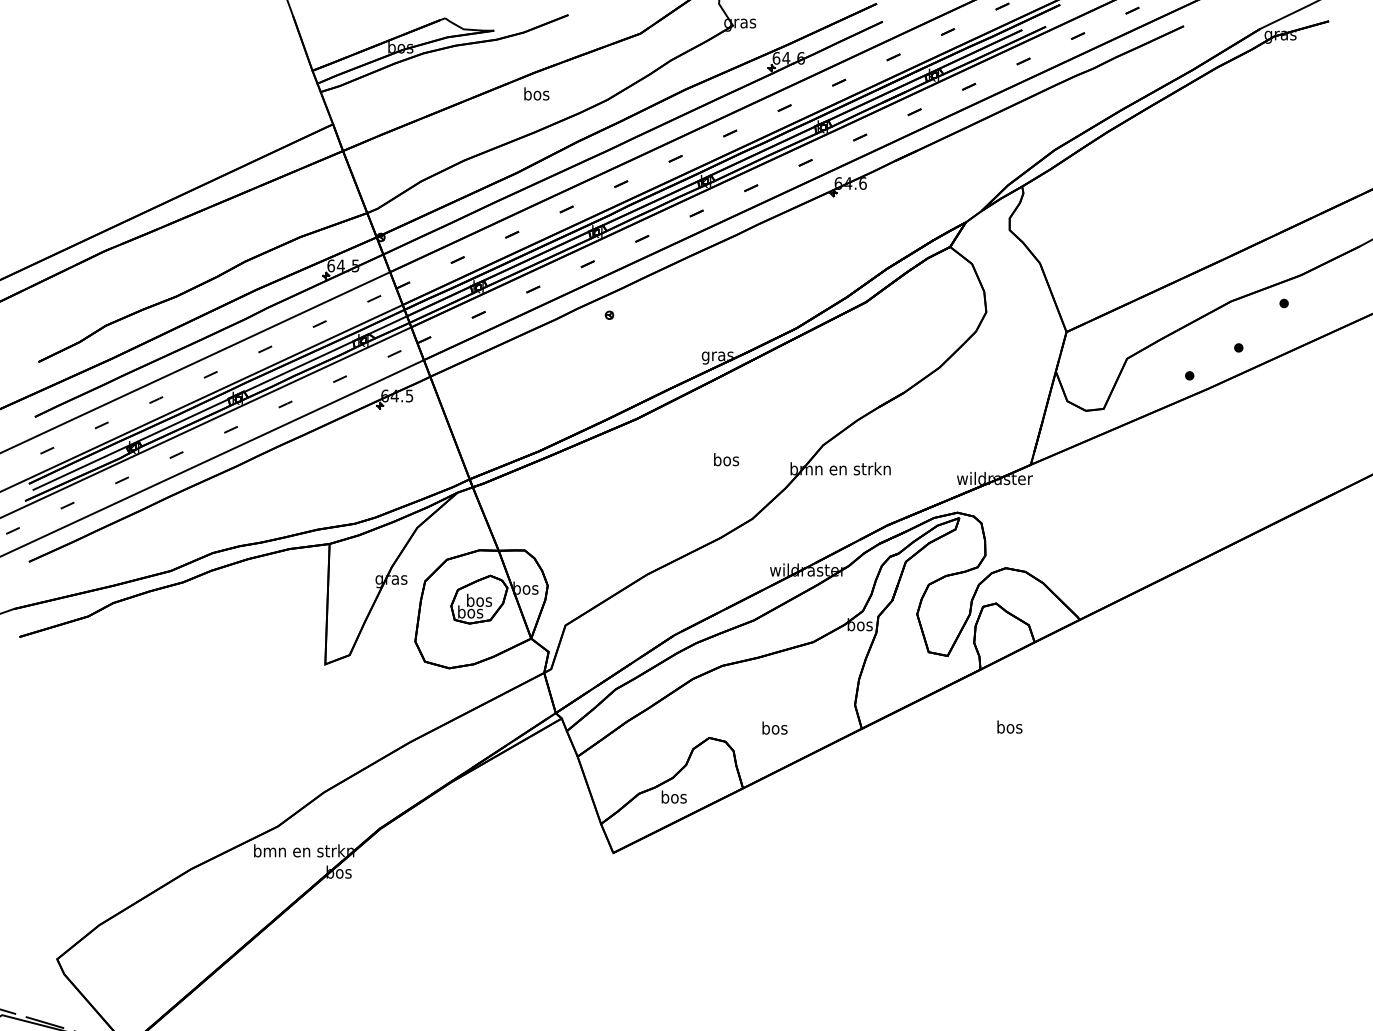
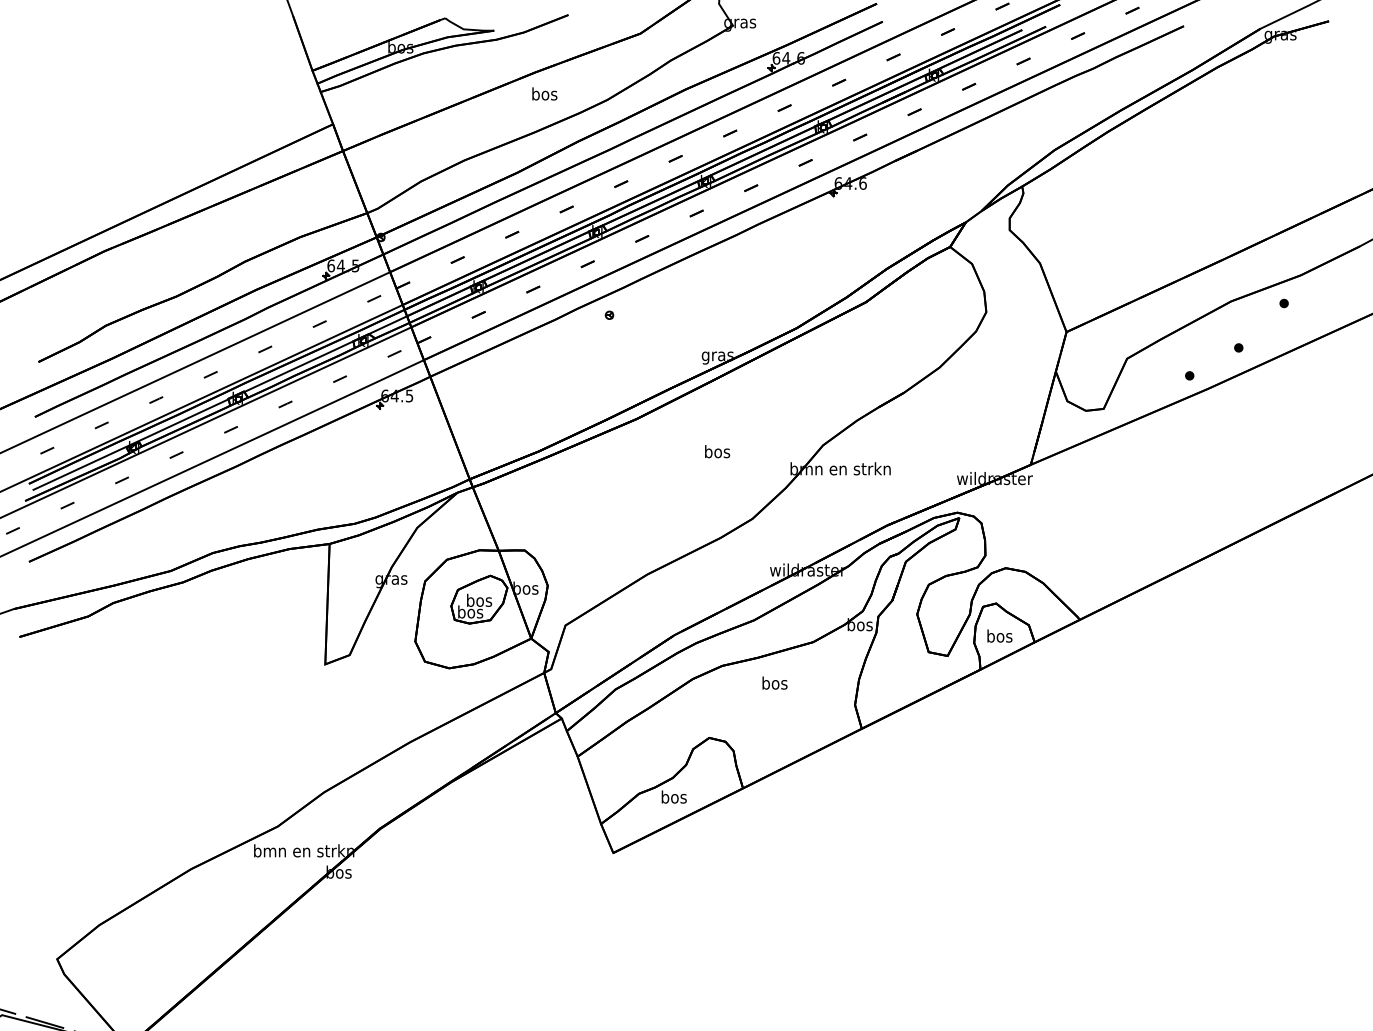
text position: (536, 93) -> (544, 93) (544, 93)
text position: (726, 459) -> (717, 451) (717, 451)
text position: (1009, 726) -> (999, 635) (999, 635)
text position: (774, 727) -> (774, 682) (774, 682)
